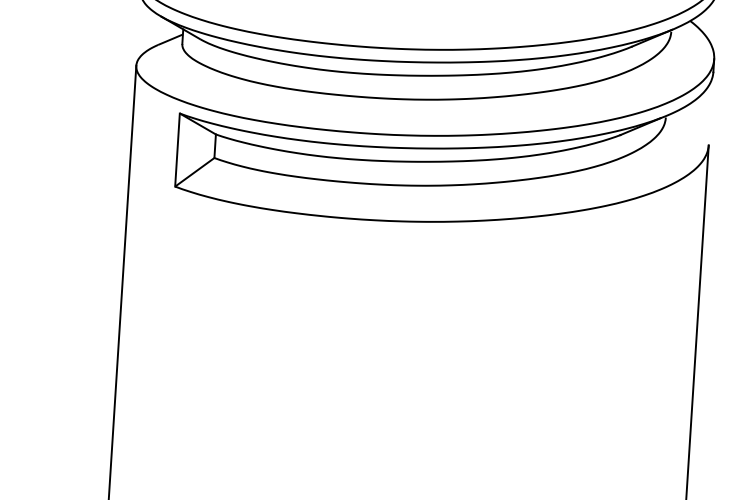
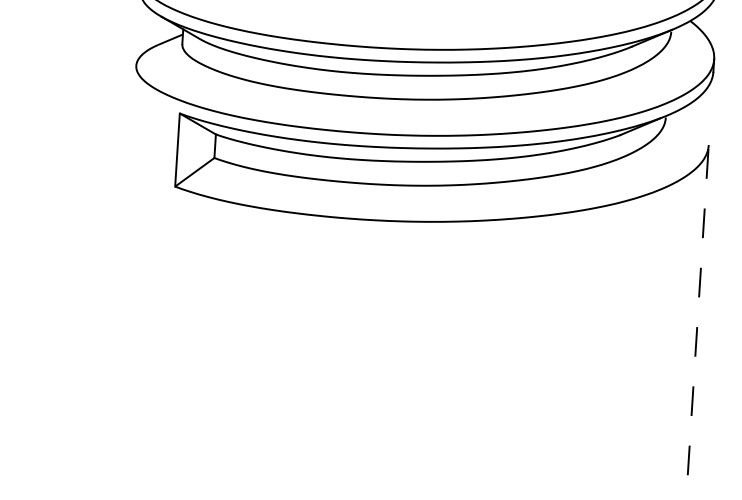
line: present -> none (122, 280)
line: solid -> dashed (697, 321)
